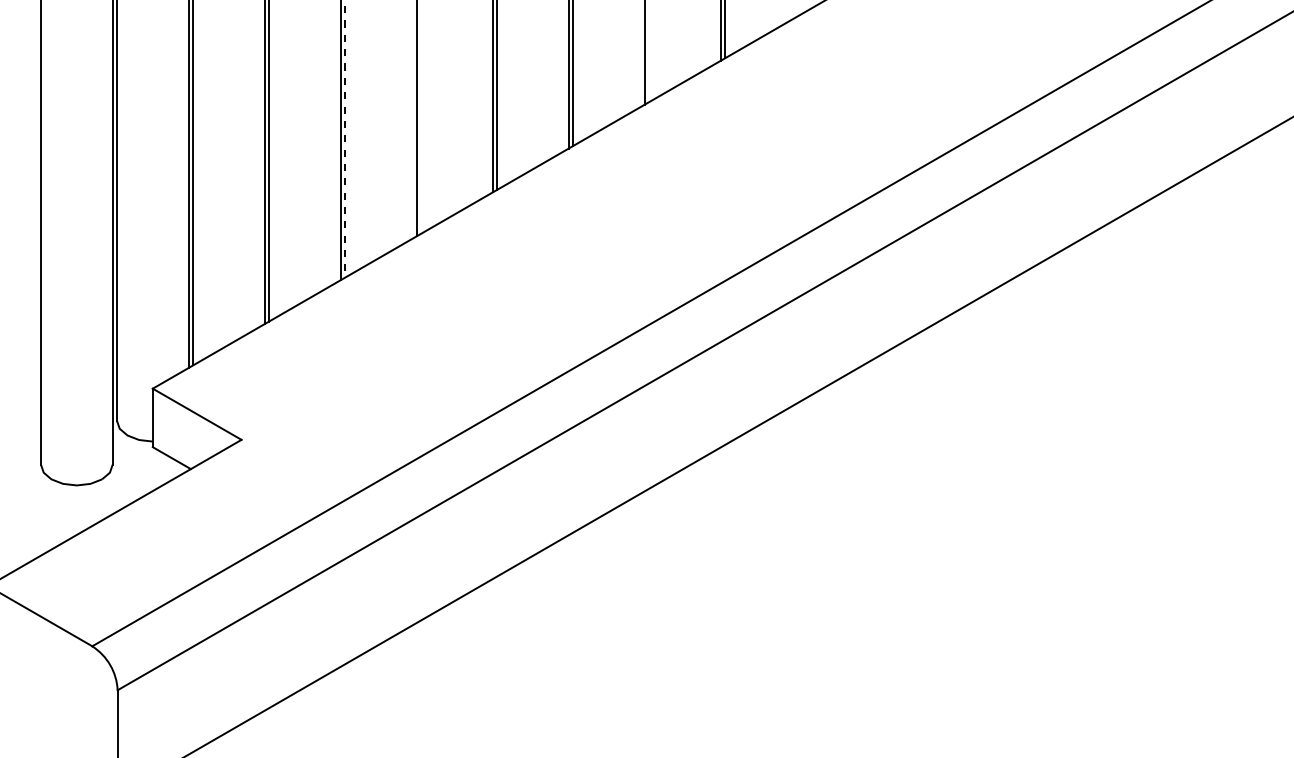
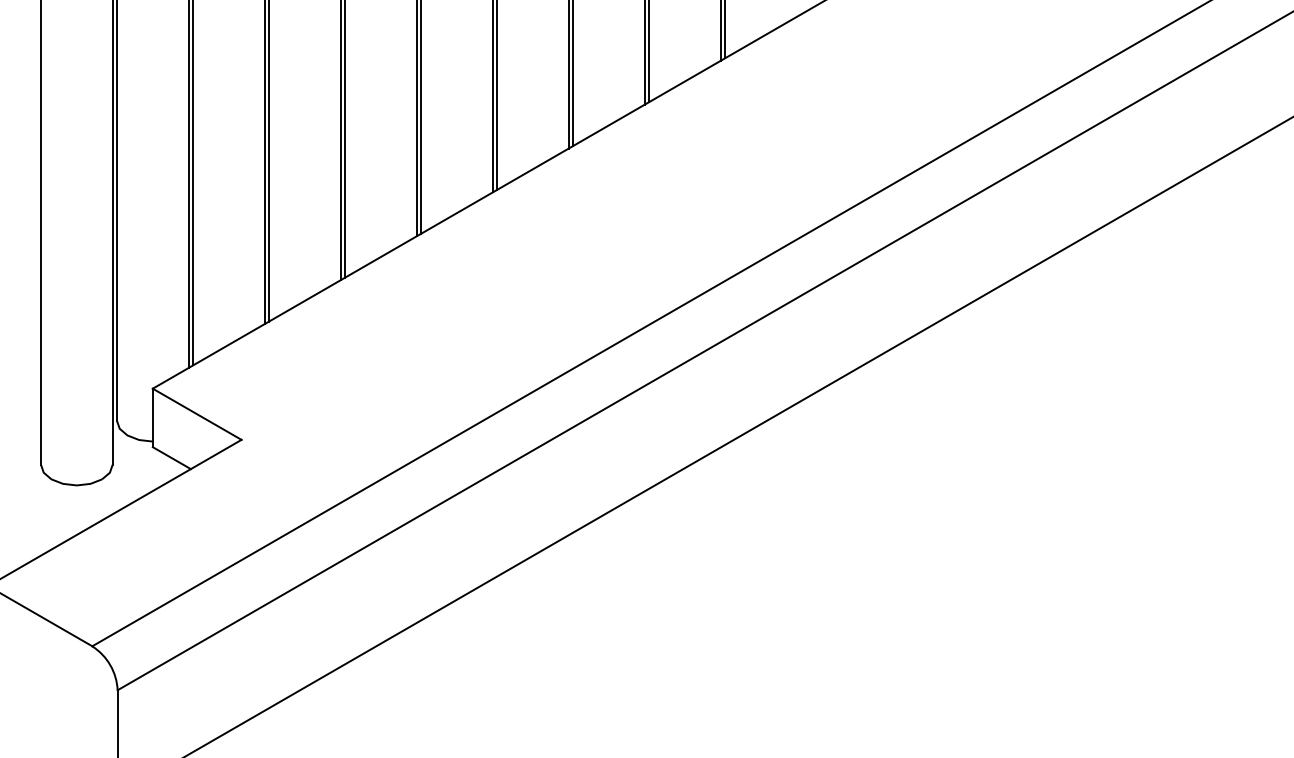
line: none -> present (649, 52)
line: none -> present (421, 117)
line: dashed -> solid (345, 138)
